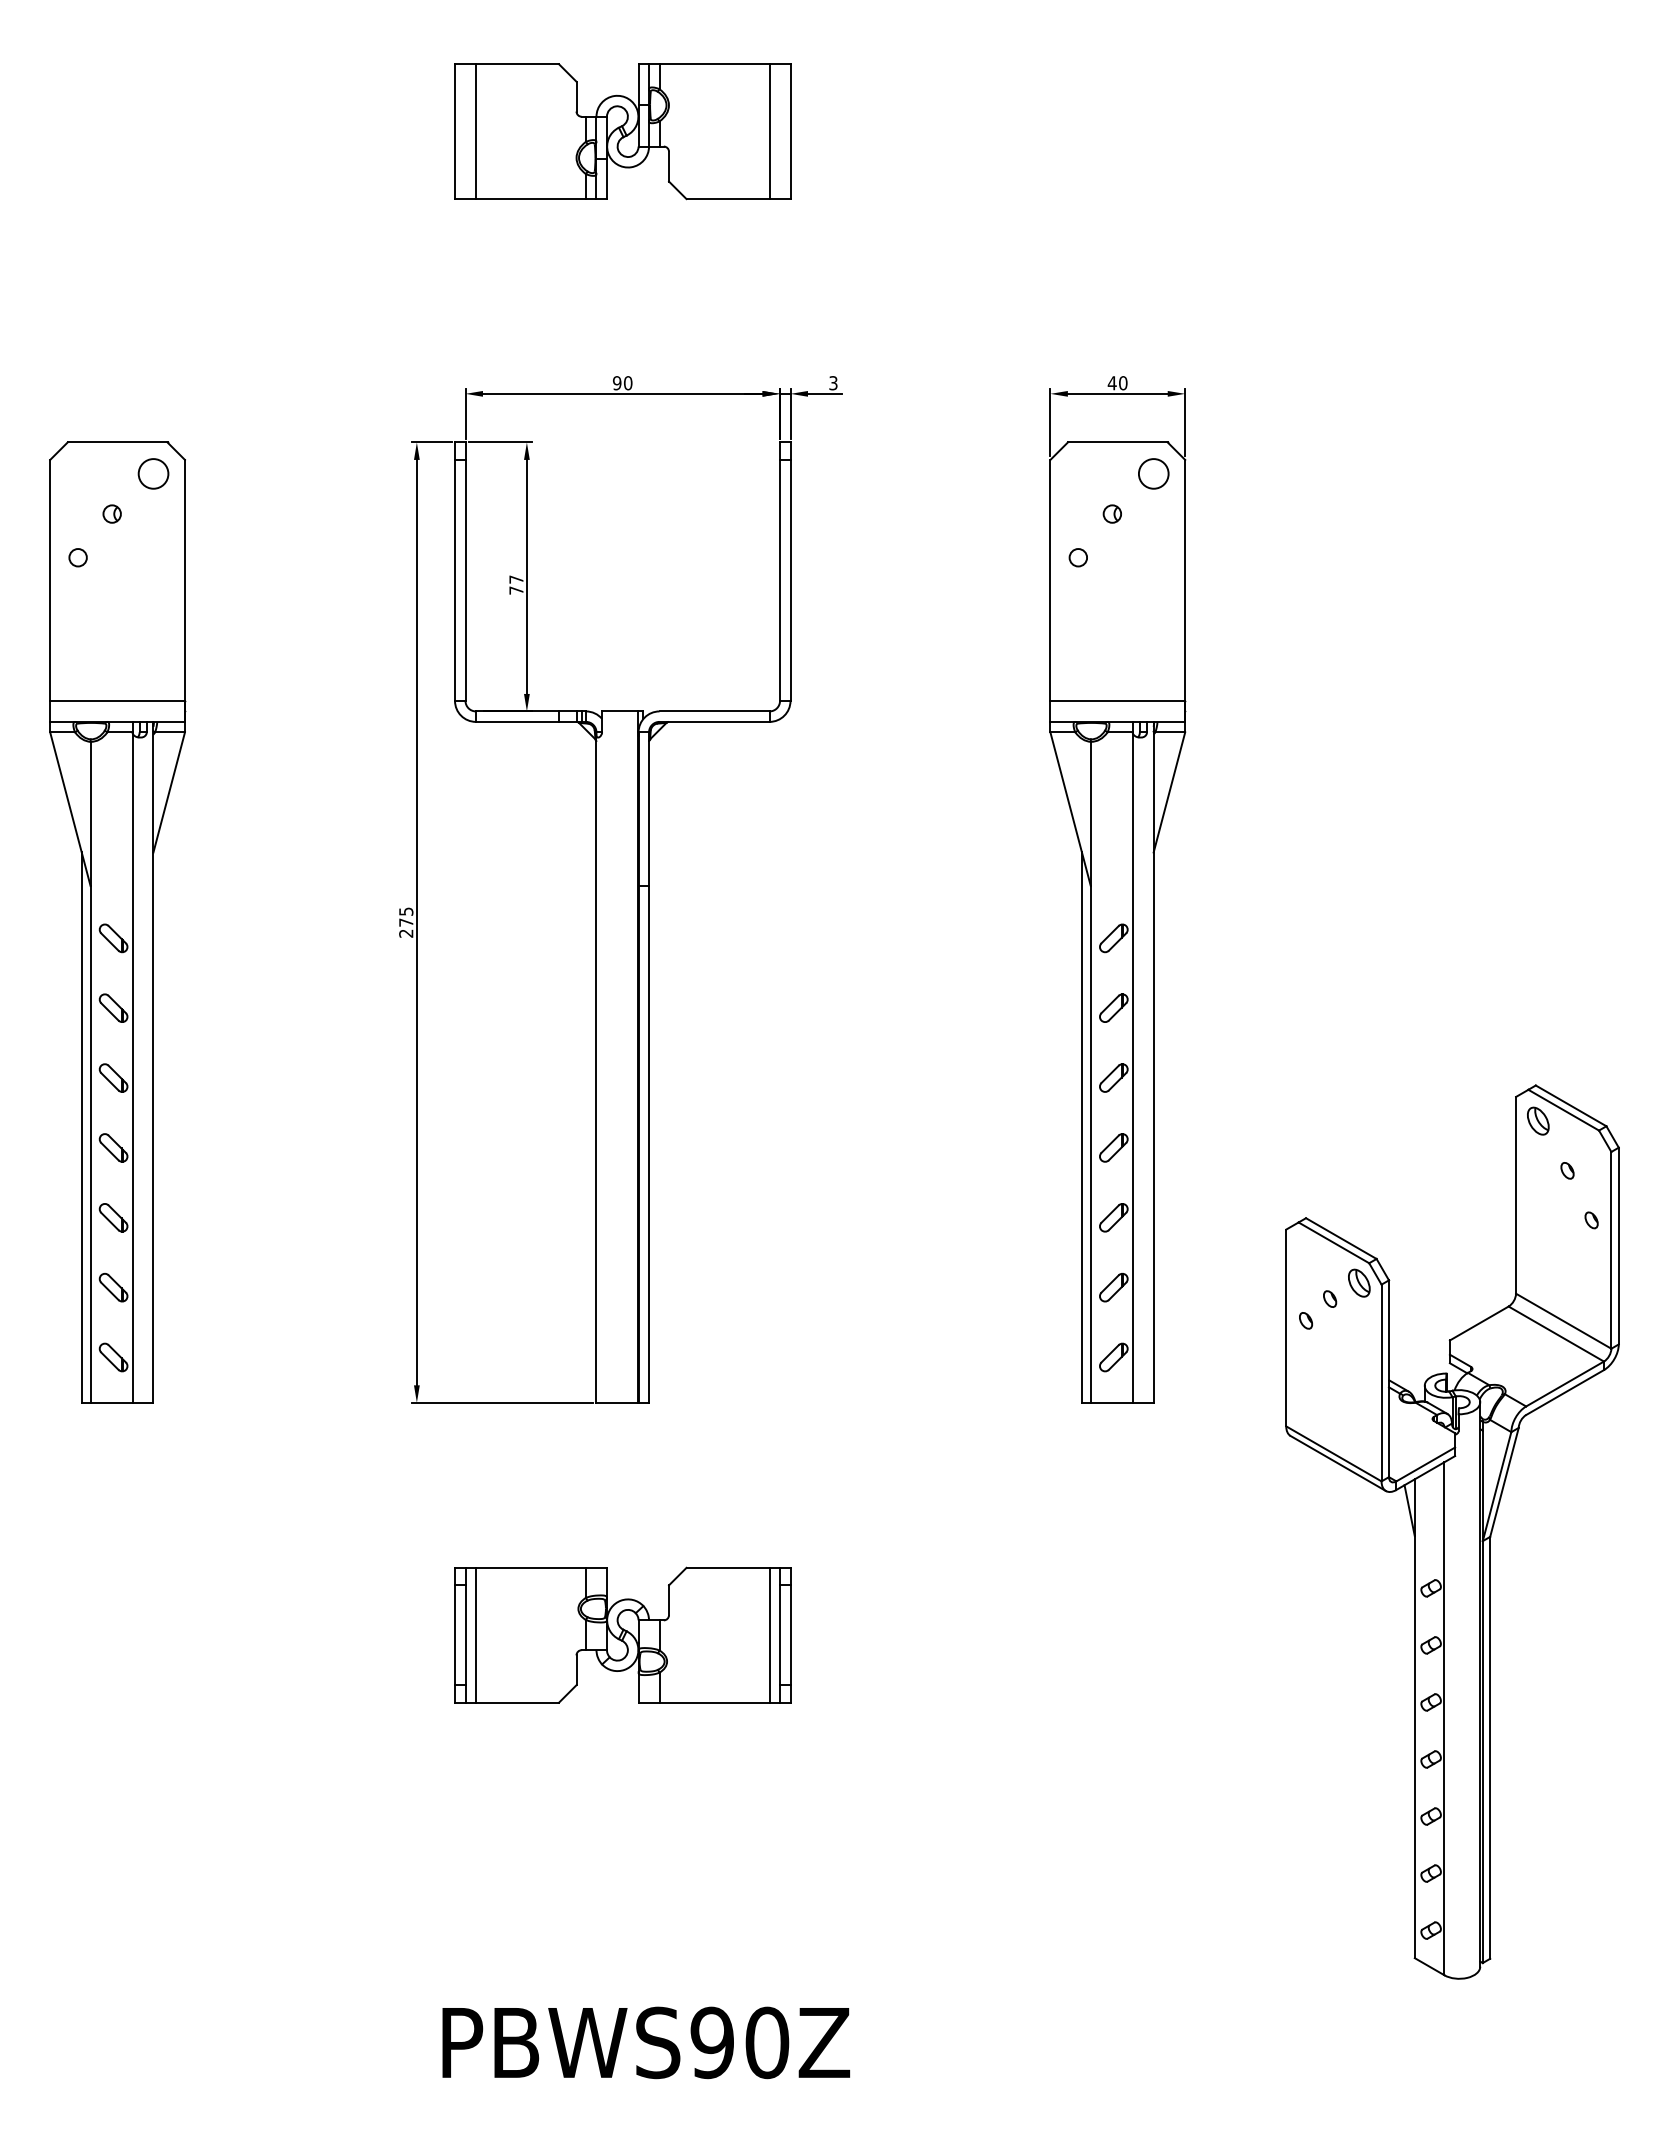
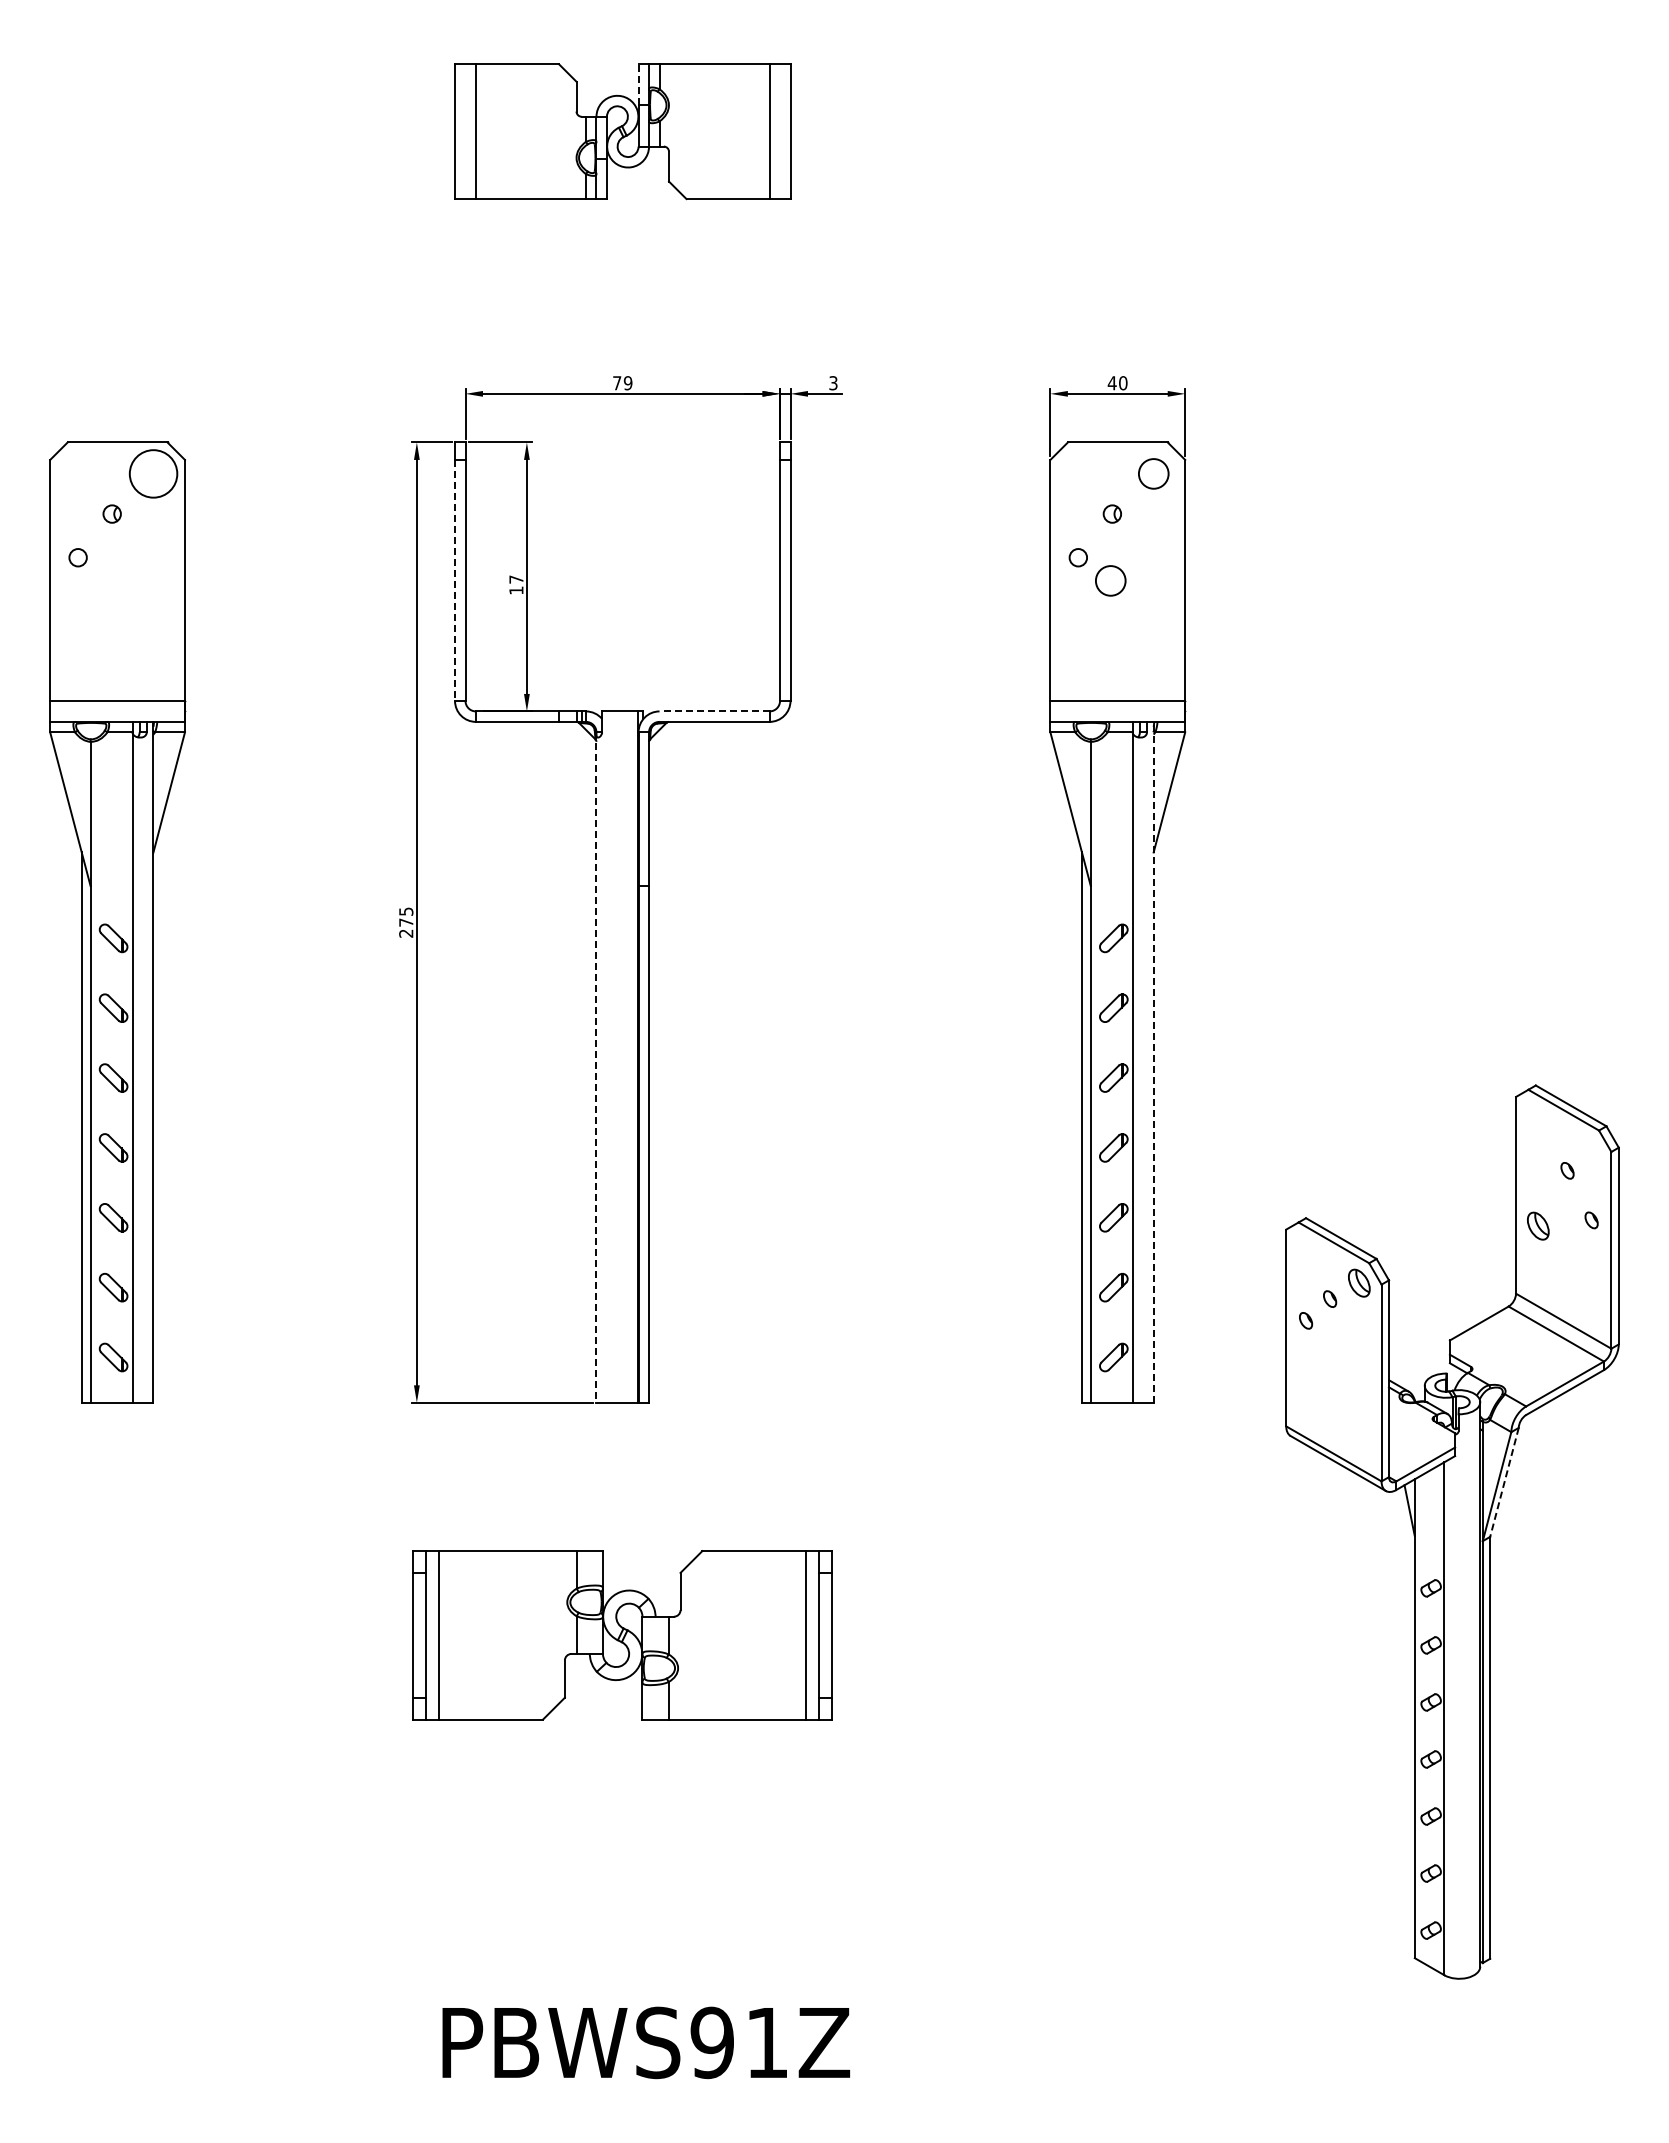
line: solid -> dashed (638, 83)
text: 90 -> 79 (622, 383)
circle diameter: 30 px -> 48 px (153, 473)
line: solid -> dashed (455, 580)
circle: none -> present (1110, 580)
text: 77 -> 17 (516, 590)
line: solid -> dashed (714, 711)
line: solid -> dashed (1153, 1061)
line: solid -> dashed (596, 1068)
part position: (1538, 1120) -> (1538, 1225) (1538, 1225)
line: solid -> dashed (1504, 1482)
part size: 338x138 px -> 421x171 px (622, 1635)
text: PBWS90Z -> PBWS91Z (767, 2042)
